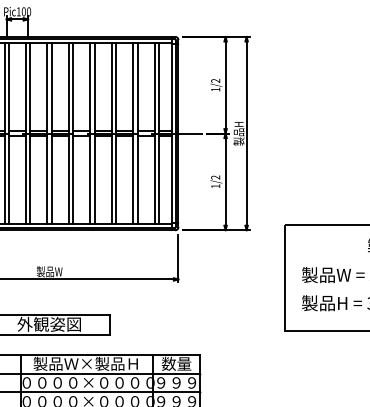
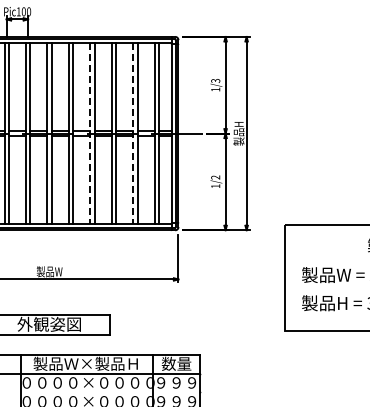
text: 1/2 -> 1/3 (216, 80)
line: solid -> dashed (90, 134)
line: solid -> dashed (133, 134)
line: present -> none (101, 392)
